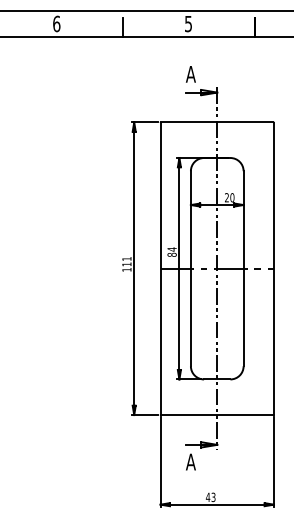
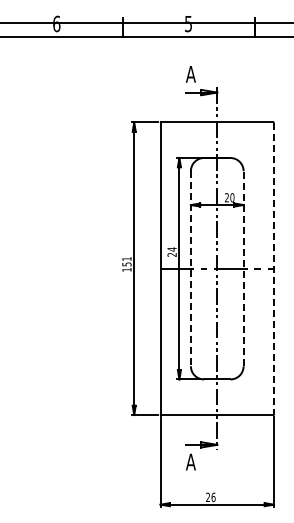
line position: (146, 11) -> (146, 23) (146, 23)
text: 84 -> 24 (171, 254)
text: 111 -> 151 (126, 264)
line: solid -> dashed (190, 268)
line: solid -> dashed (243, 268)
line: solid -> dashed (273, 268)
text: 43 -> 26 (210, 496)
